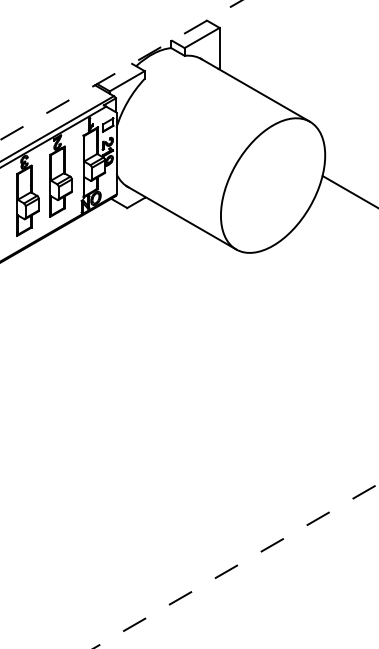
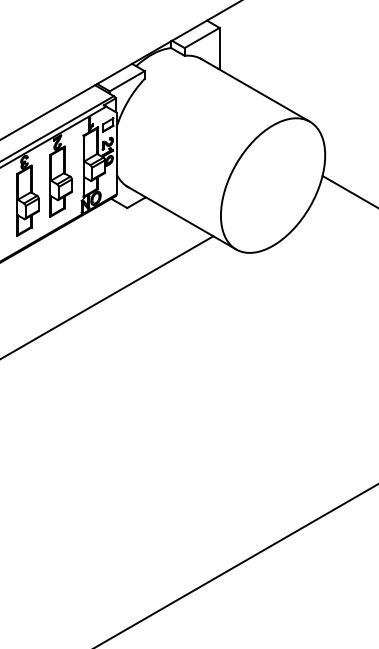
line: dashed -> solid (121, 70)
line: none -> present (107, 297)
line: dashed -> solid (235, 566)
